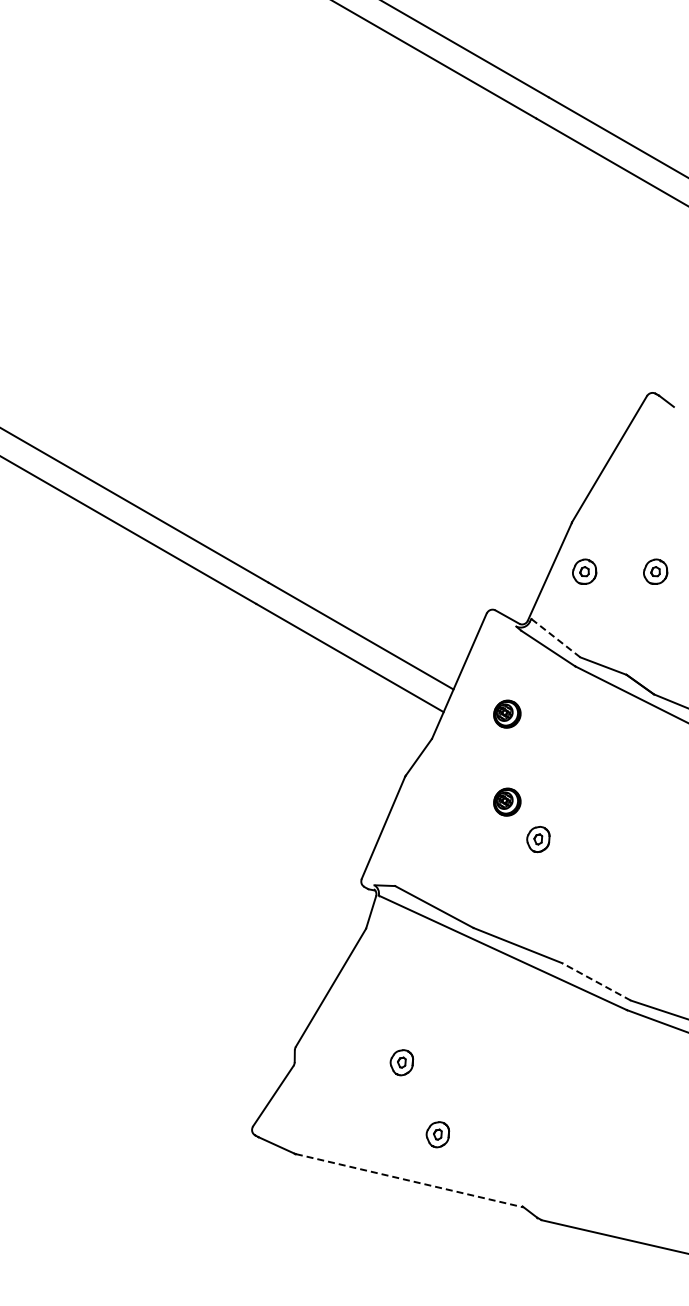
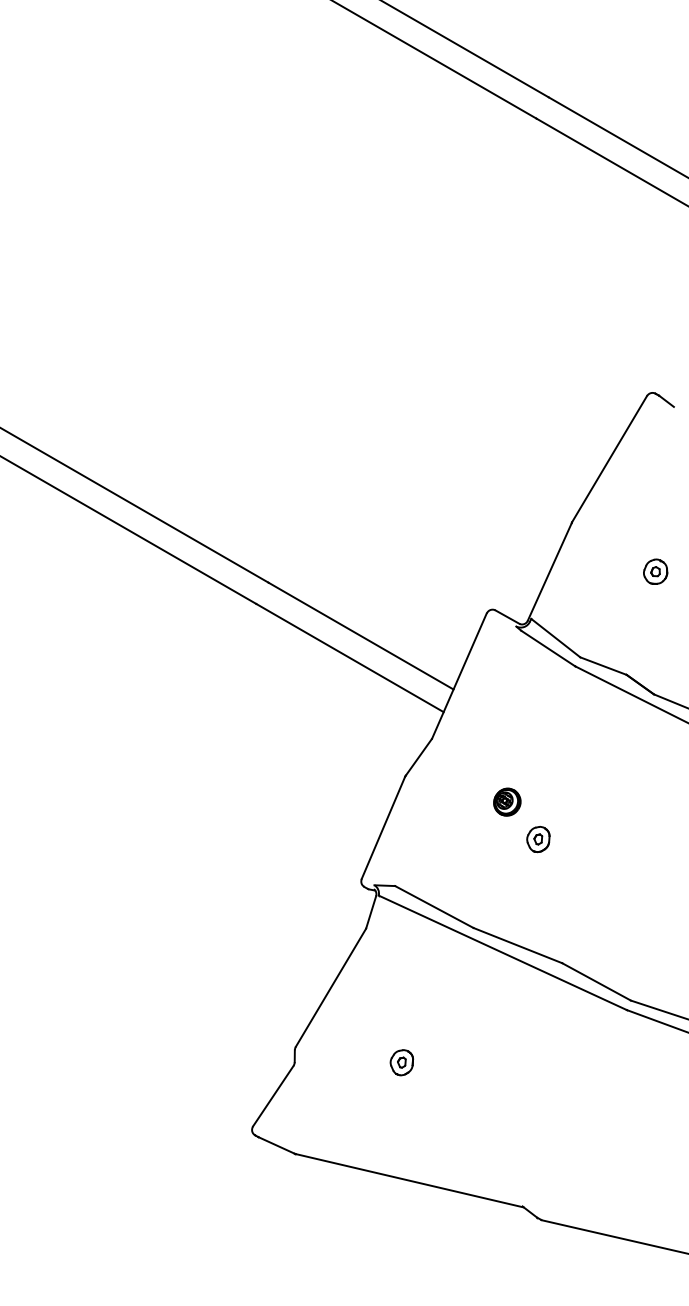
part: present -> none (584, 571)
line: dashed -> solid (555, 637)
part: present -> none (507, 713)
line: dashed -> solid (596, 981)
part: present -> none (437, 1134)
line: dashed -> solid (409, 1180)
